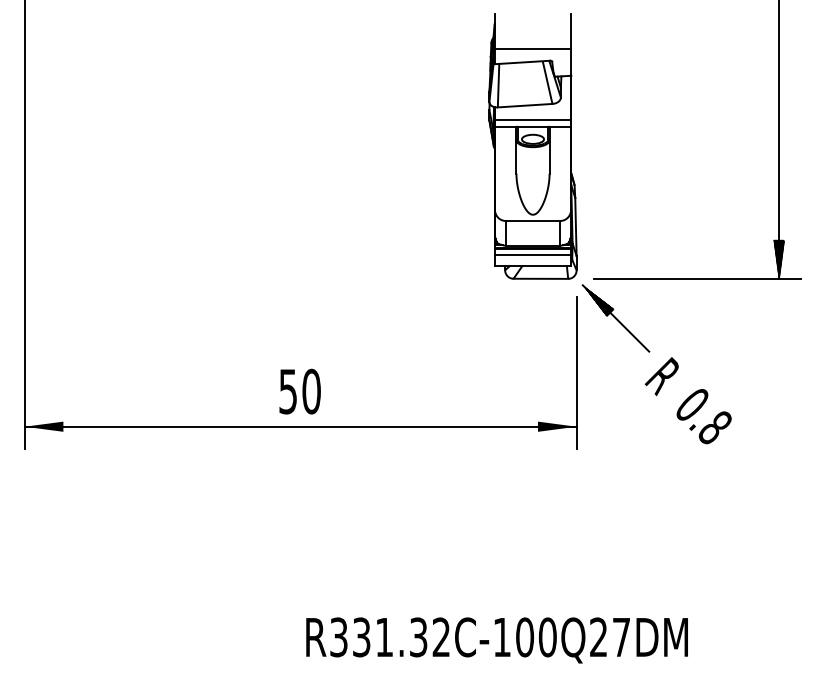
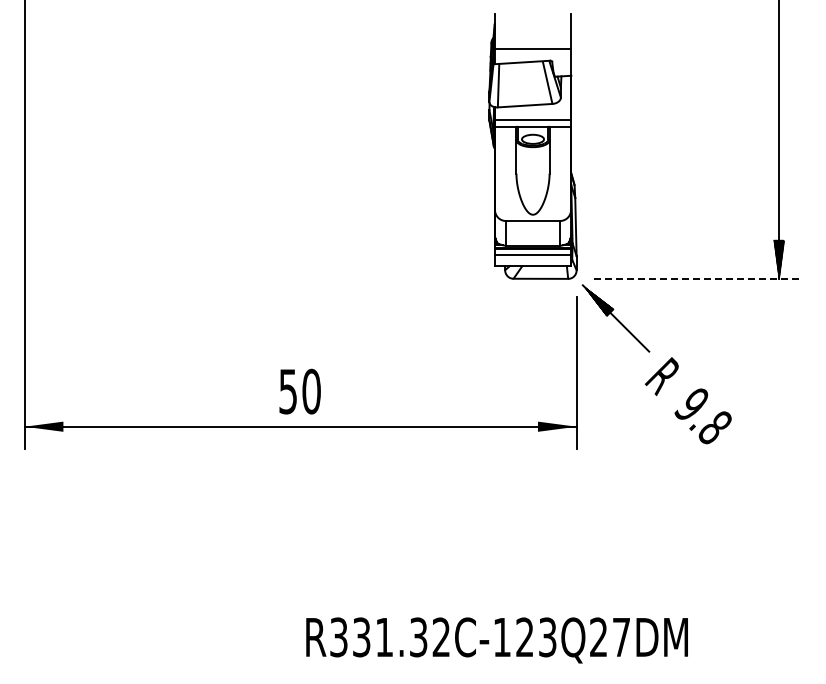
line: solid -> dashed (697, 279)
text: 0.8 -> 9.8 (691, 404)
text: R331.32C-100Q27DM -> R331.32C-123Q27DM (536, 637)
